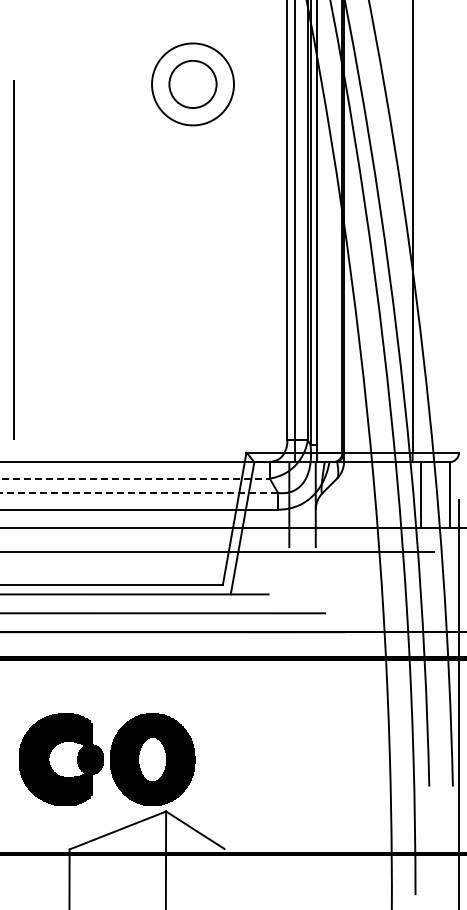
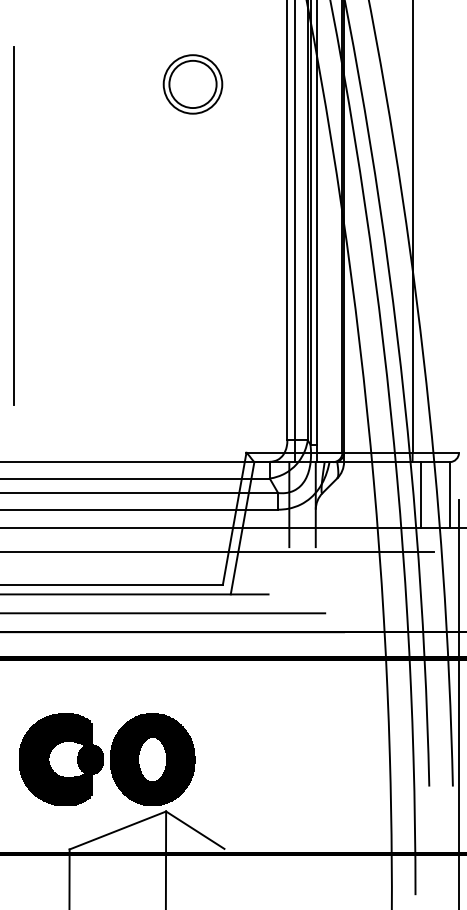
circle diameter: 82 px -> 59 px (192, 84)
line position: (13, 259) -> (13, 225) (13, 225)
line: dashed -> solid (135, 478)
line: dashed -> solid (139, 493)
